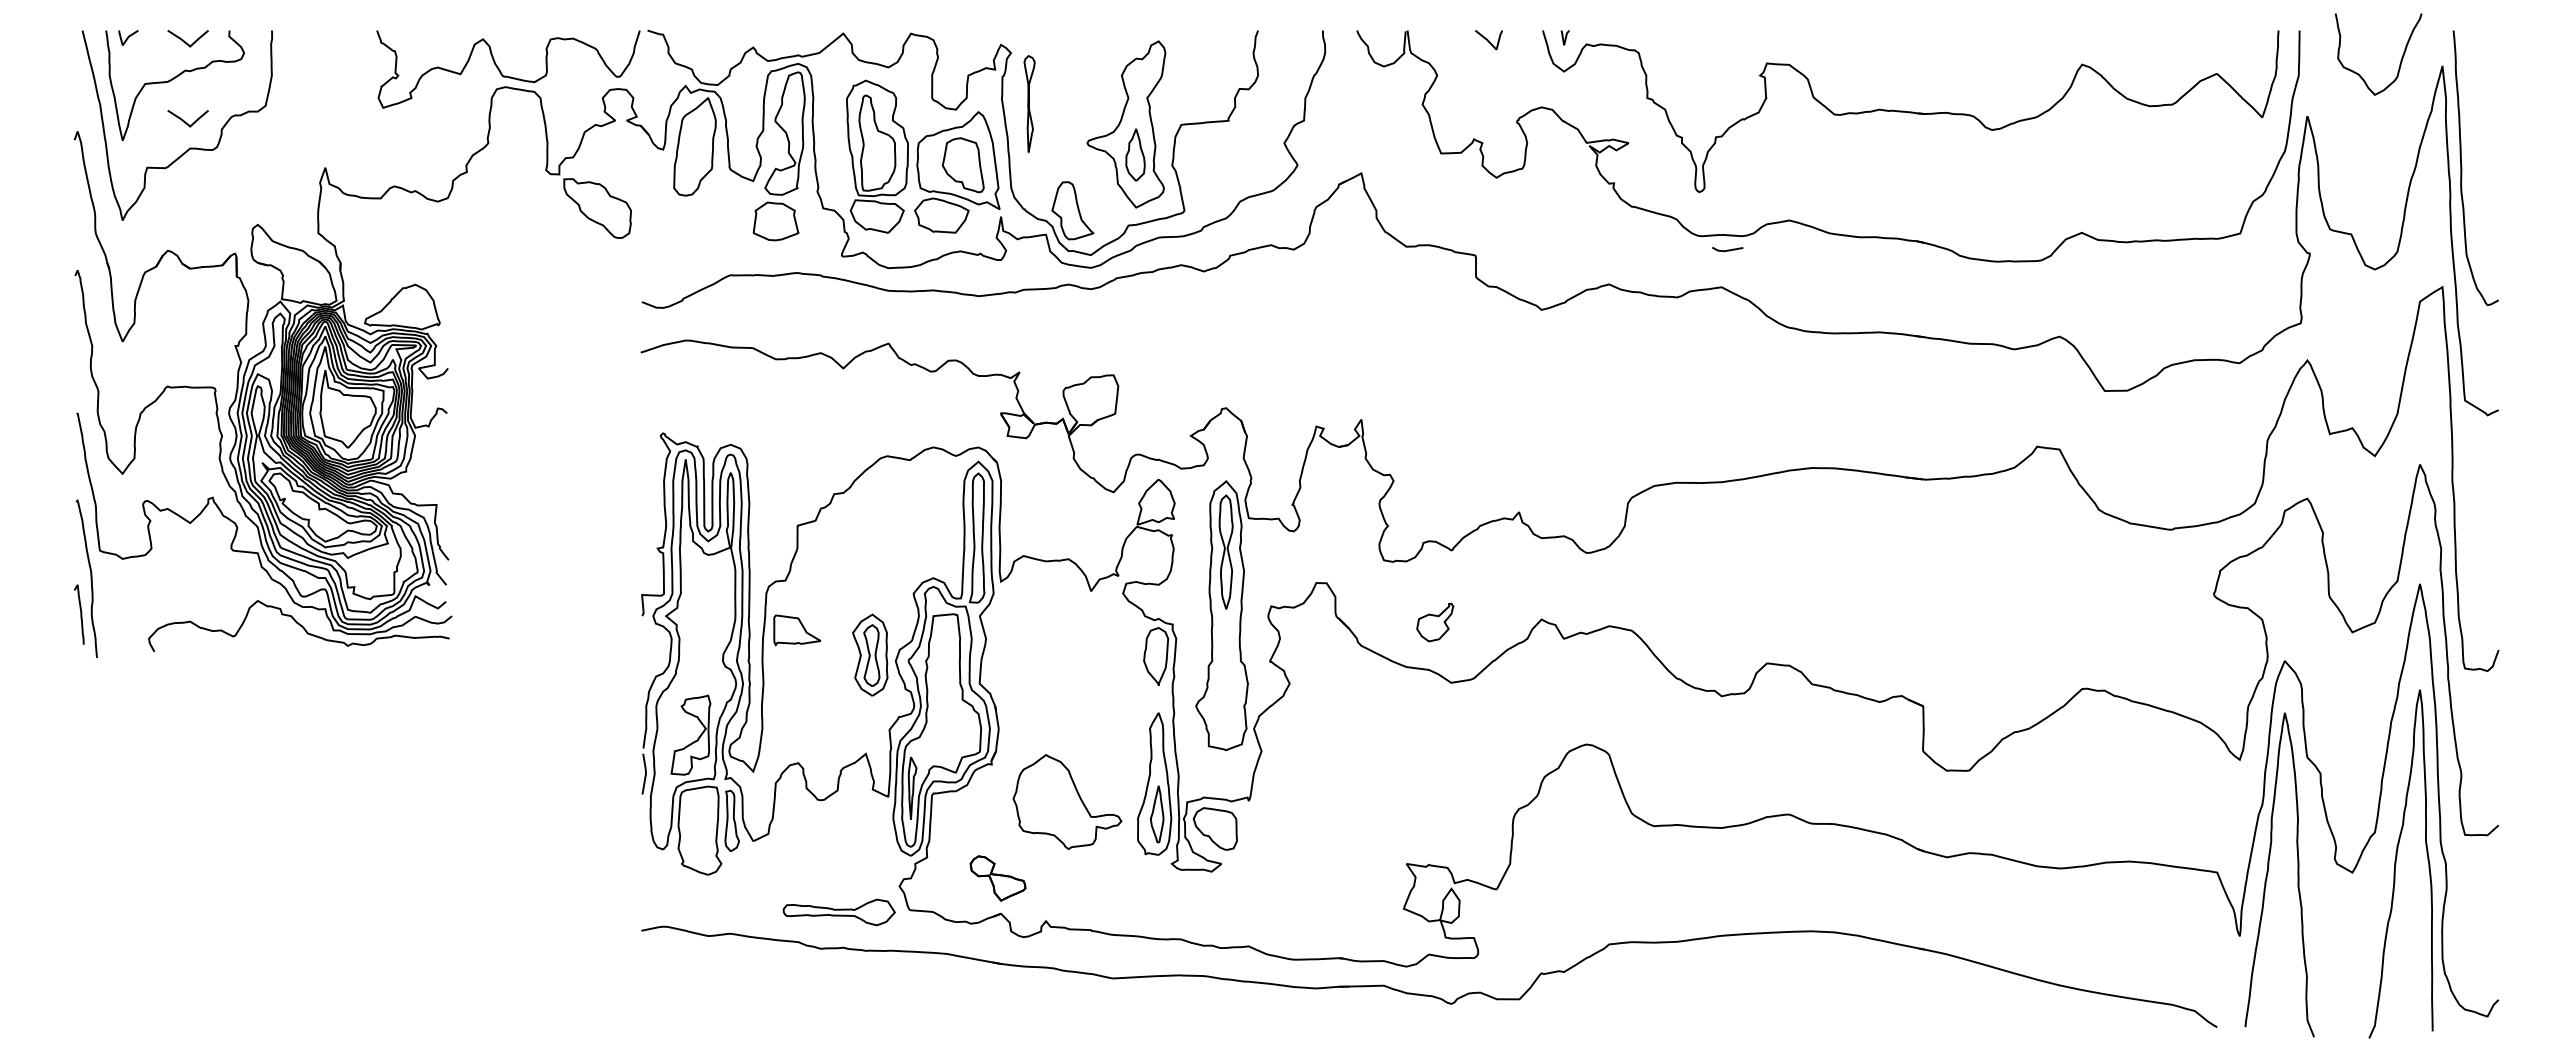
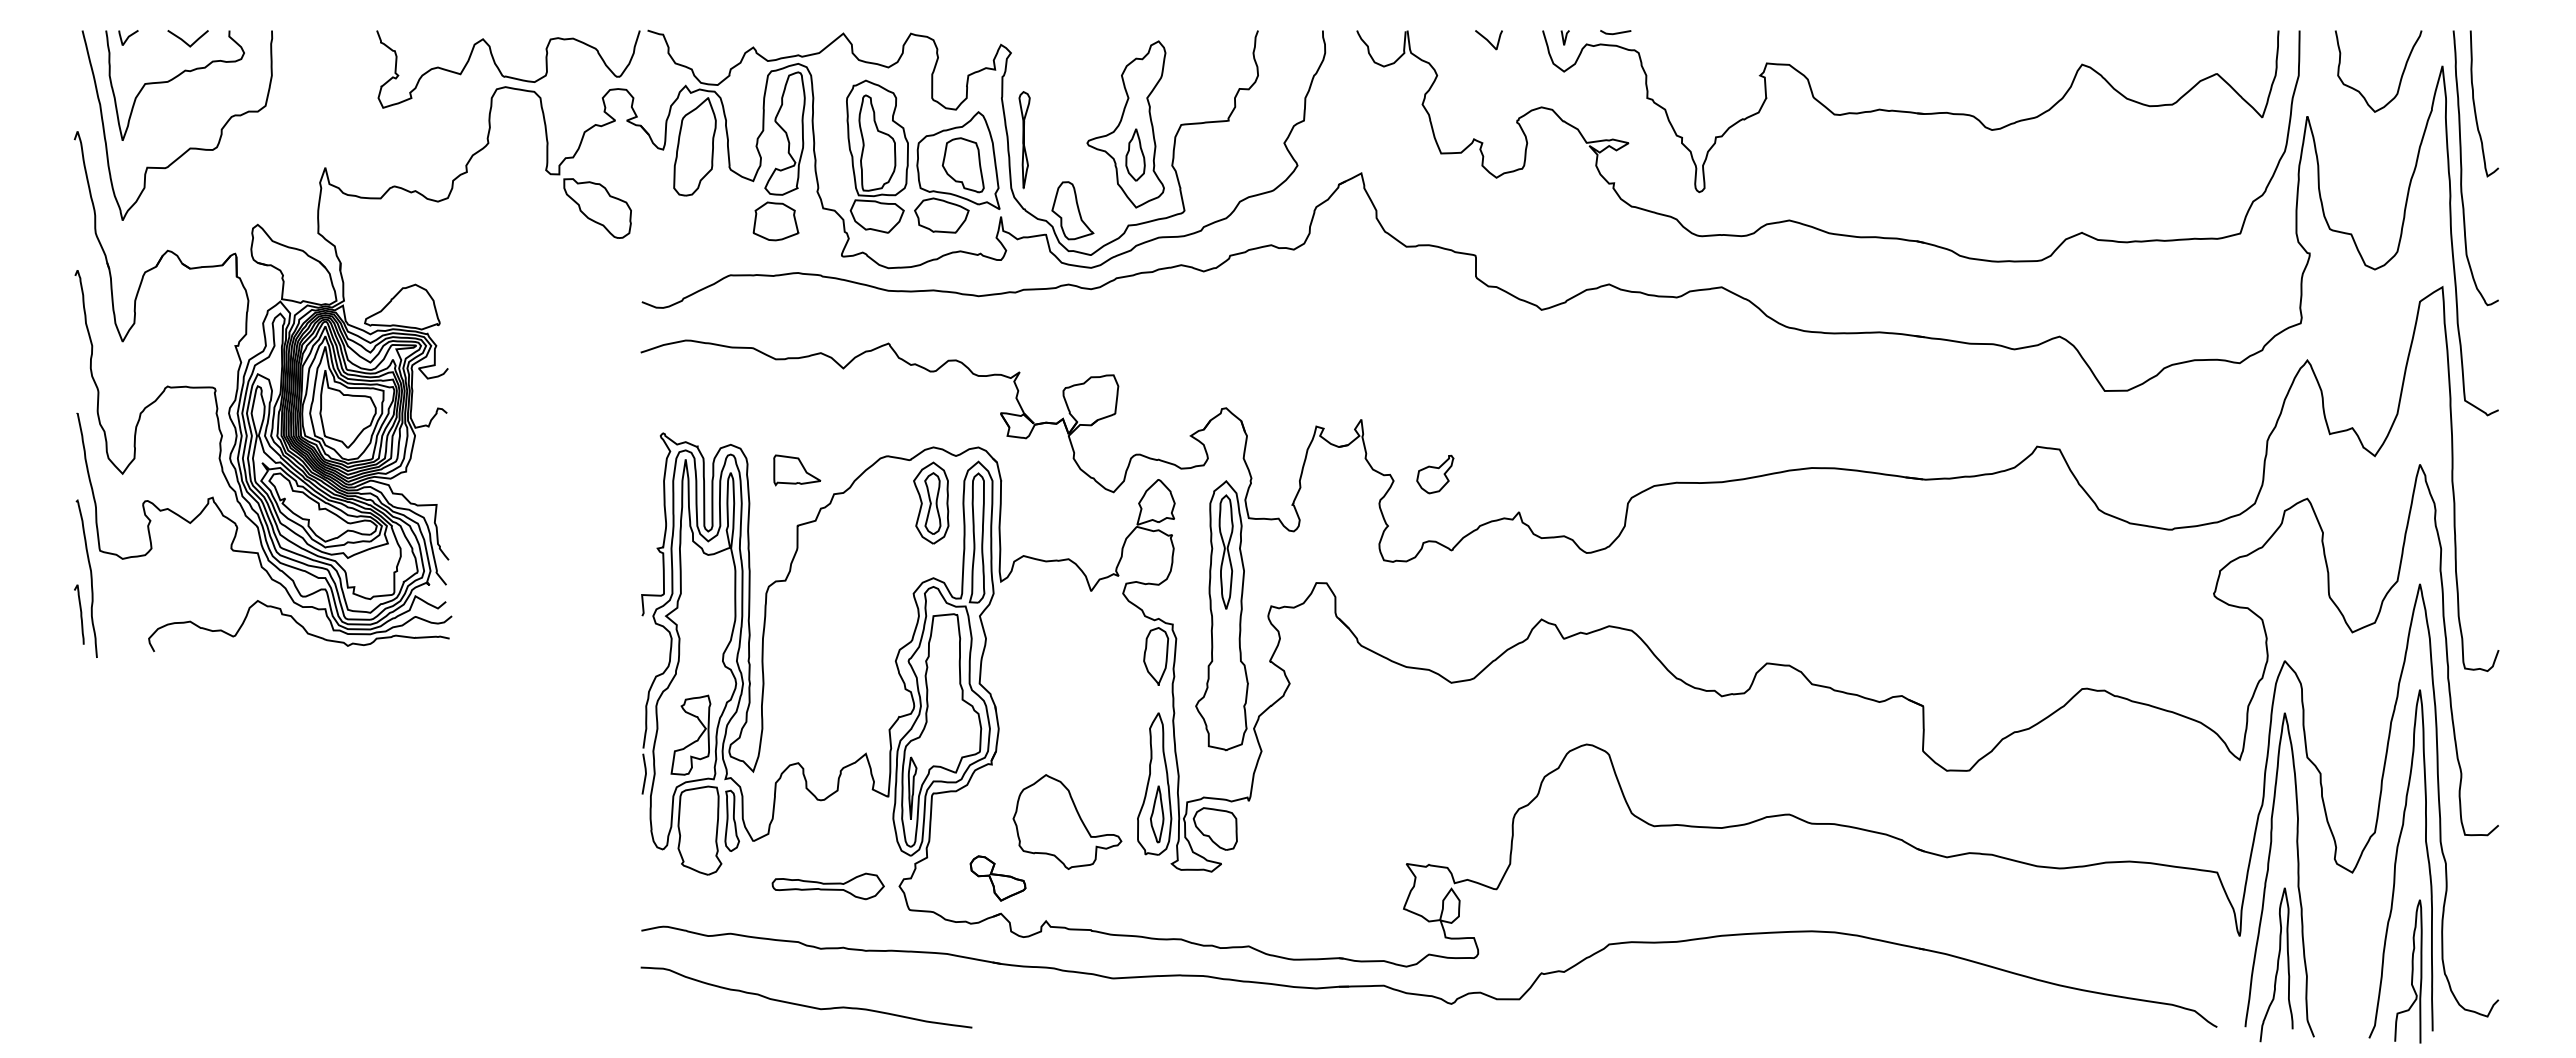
curve position: (2400, 60) -> (2400, 77) (2400, 77)
part position: (1029, 104) -> (1024, 140) (1024, 140)
curve: none -> present (2475, 105)
line: present -> none (184, 120)
line position: (1727, 249) -> (1615, 32) (1615, 32)
part position: (1435, 622) -> (1435, 474) (1435, 474)
part position: (797, 630) -> (797, 470) (797, 470)
part position: (870, 654) -> (931, 502) (931, 502)
part position: (1067, 801) -> (1067, 821) (1067, 821)
part position: (838, 912) -> (827, 886) (827, 886)
curve: none -> present (2277, 964)
curve: none -> present (2411, 971)
curve: none -> present (803, 1004)
